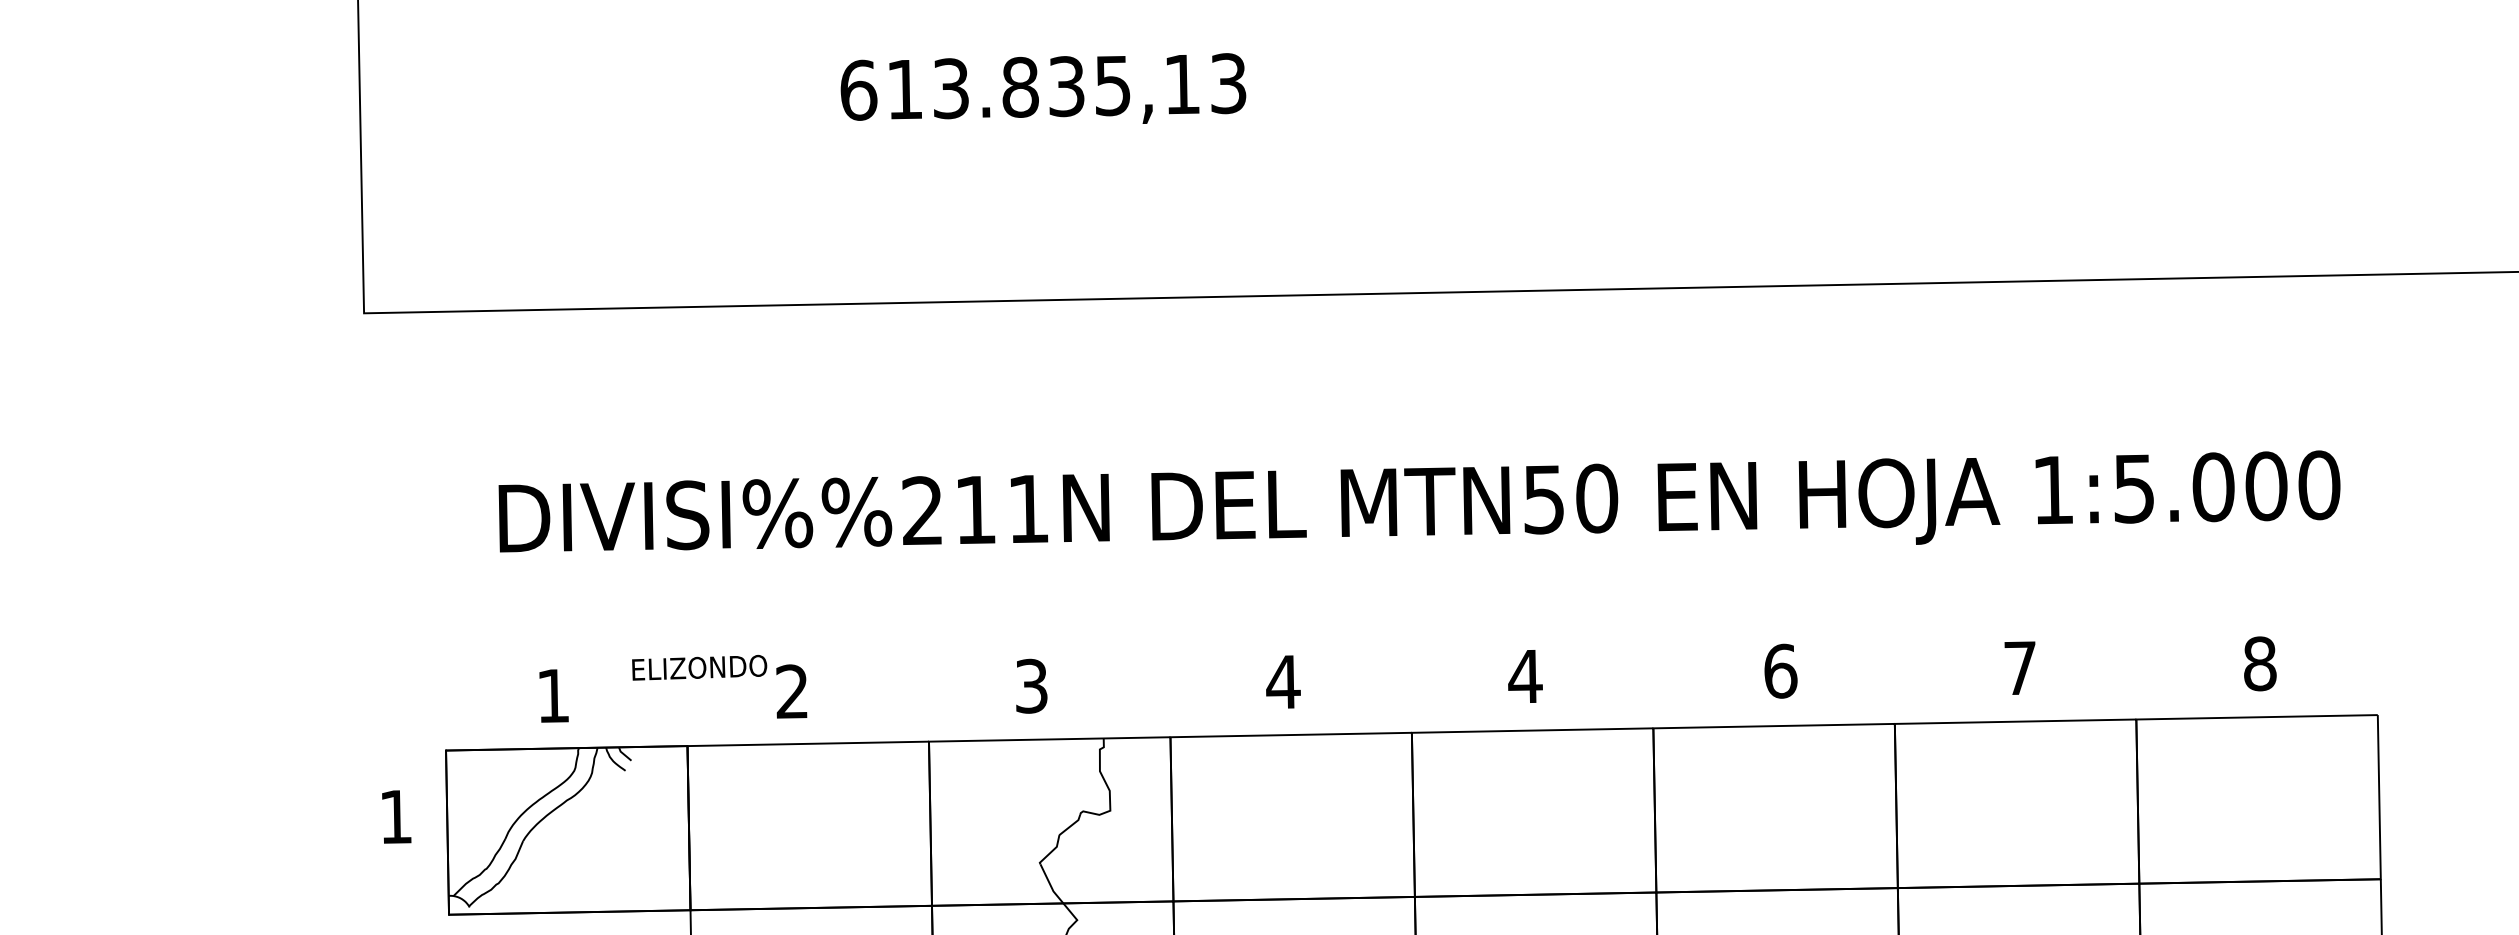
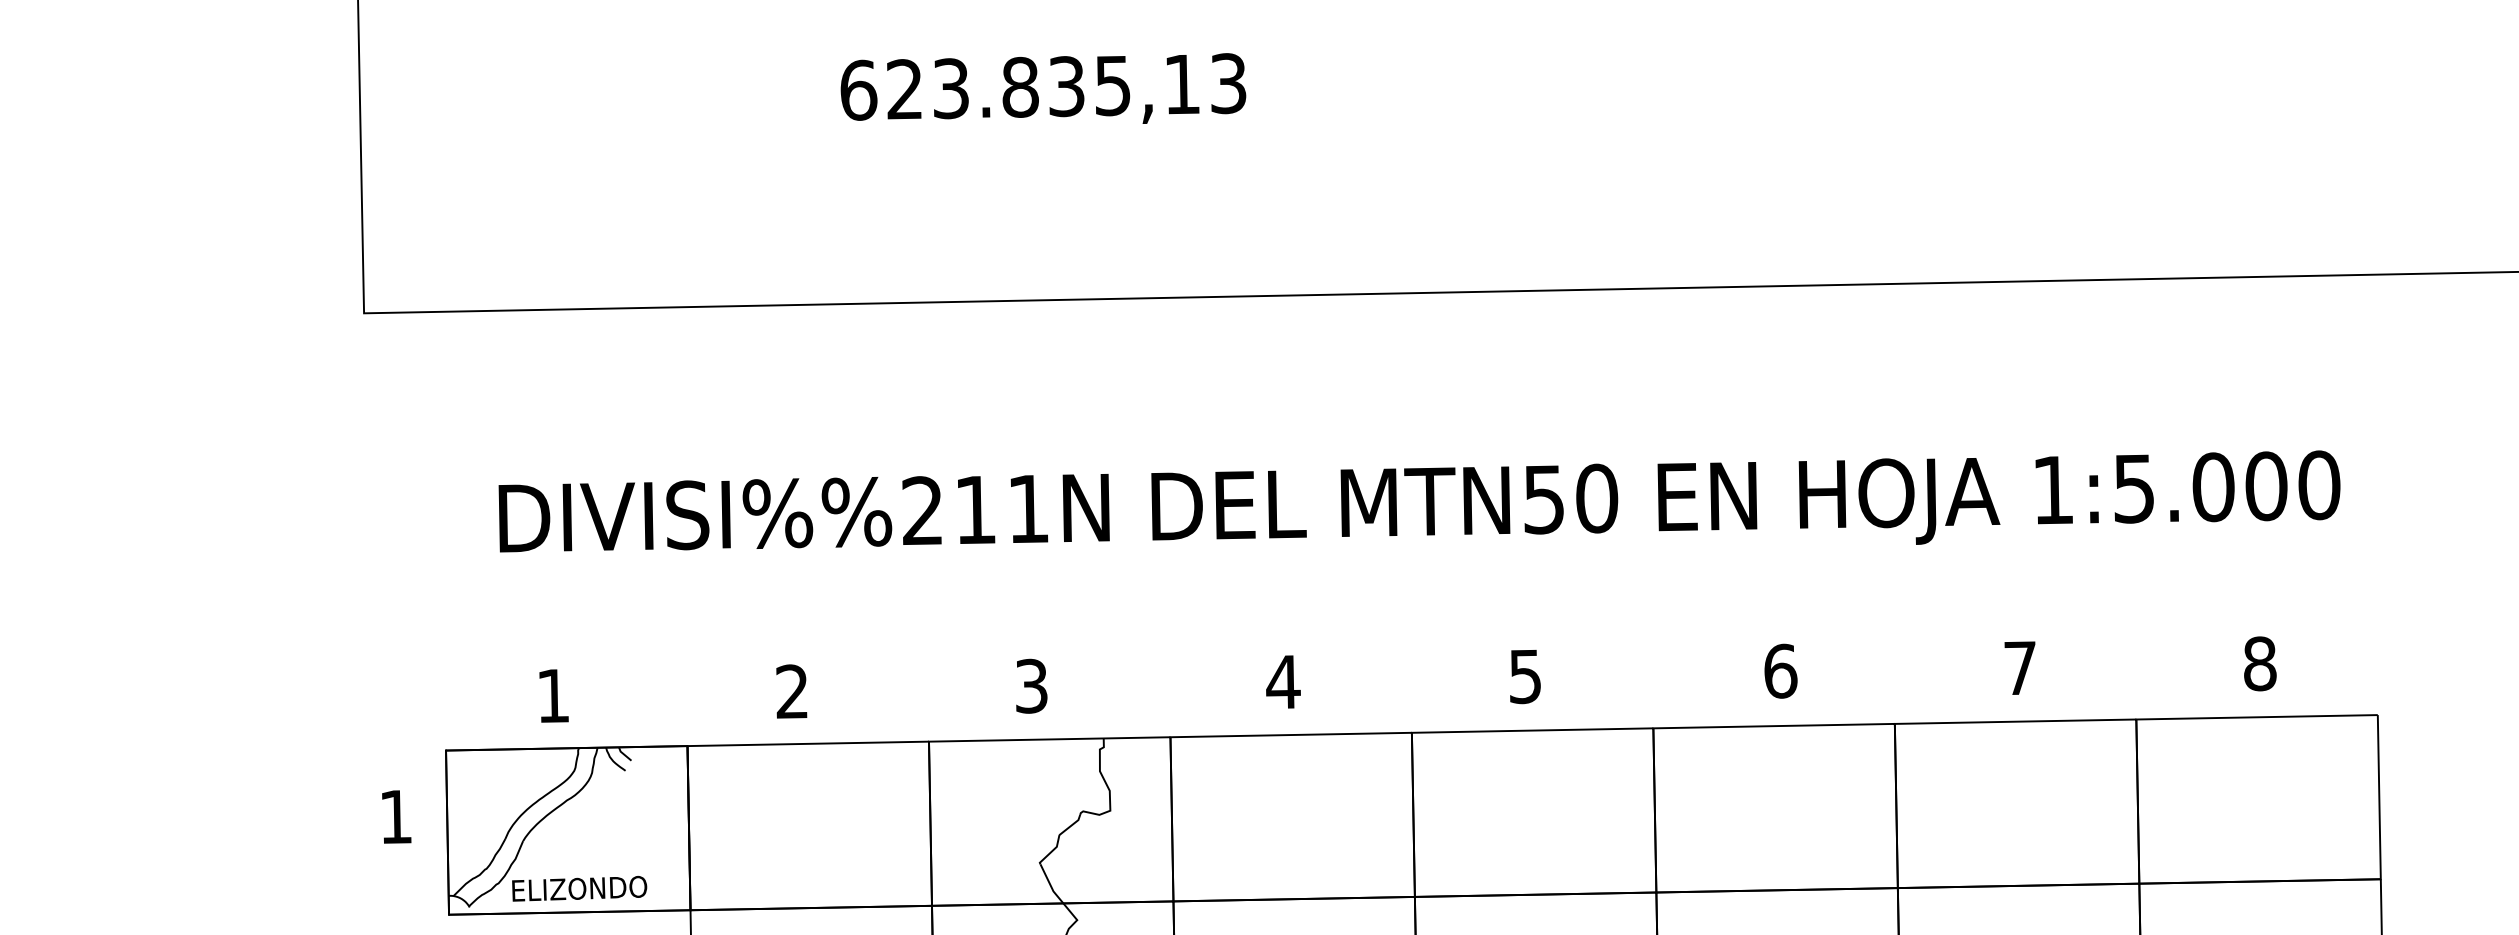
text: 613.835,13 -> 623.835,13 (904, 89)
text position: (699, 667) -> (579, 888) (579, 888)
text: 4 -> 5 (1525, 677)
